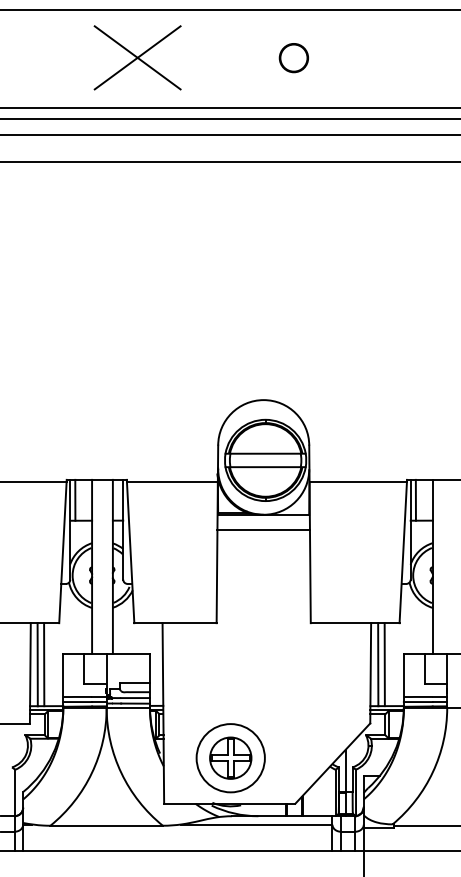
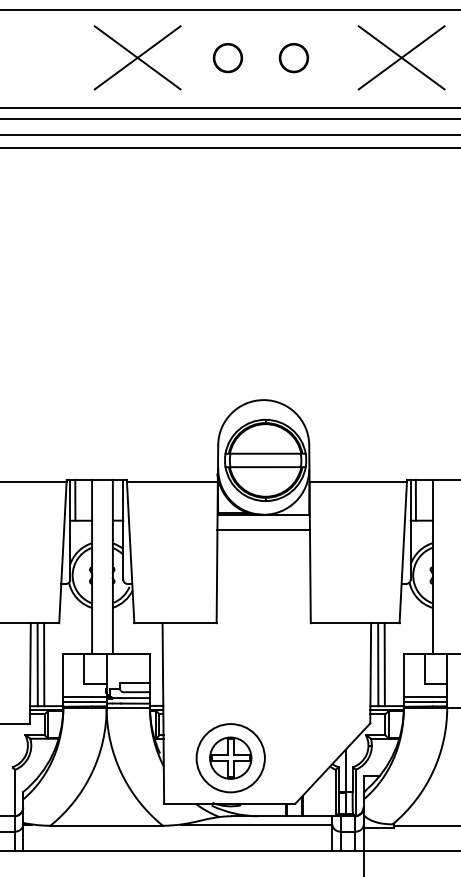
part: none -> present (401, 57)
circle: none -> present (227, 58)
line position: (229, 161) -> (229, 147) (229, 147)
